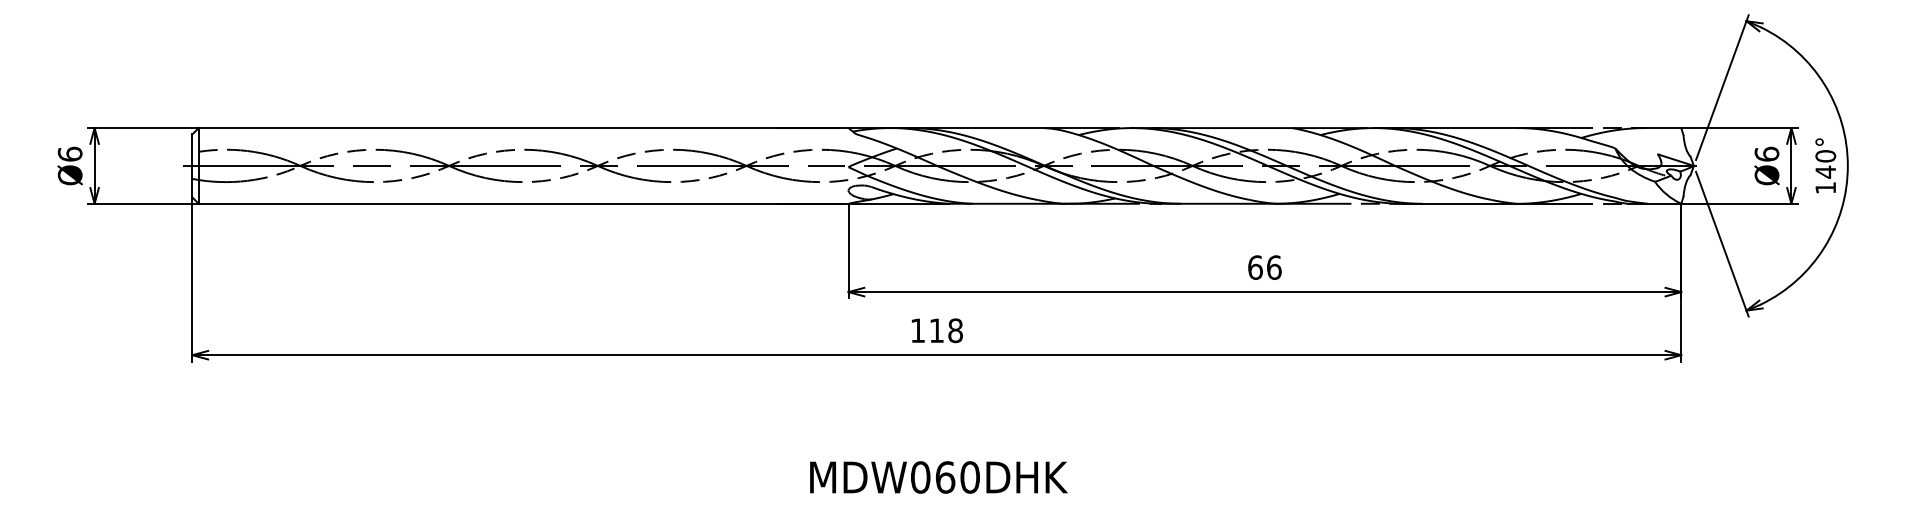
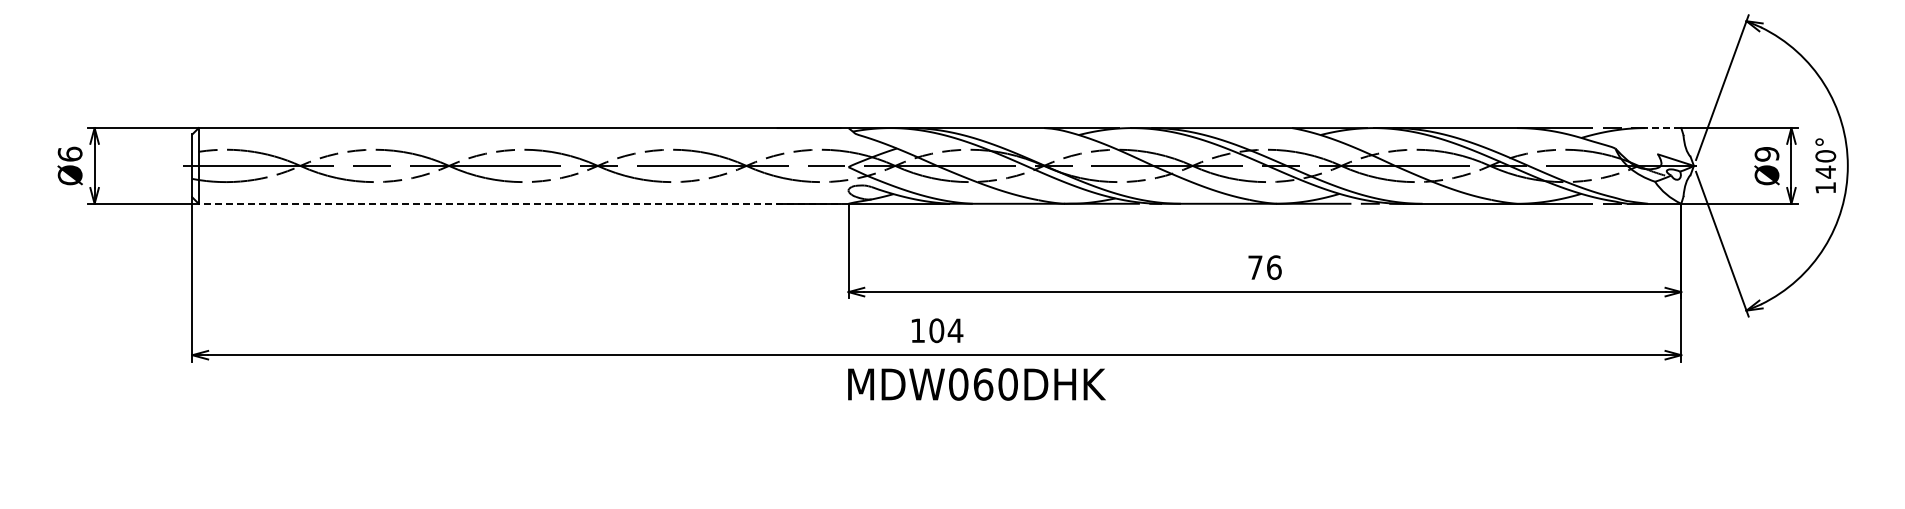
line: solid -> dashed (1662, 128)
text: Ø6 -> Ø9 (1766, 153)
line: solid -> dashed (523, 203)
text: 66 -> 76 (1255, 267)
text: 118 -> 104 (946, 330)
text position: (938, 477) -> (976, 384) (976, 384)
